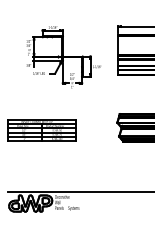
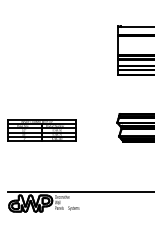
part: present -> none (63, 57)
